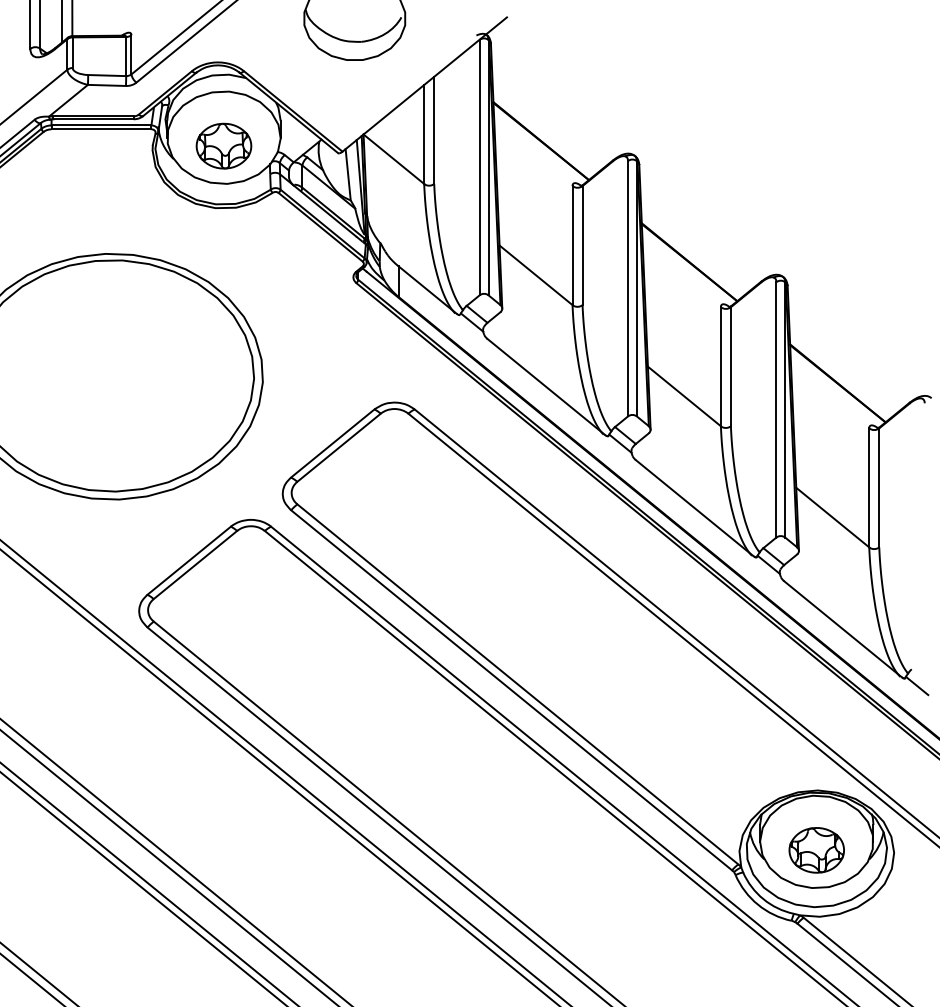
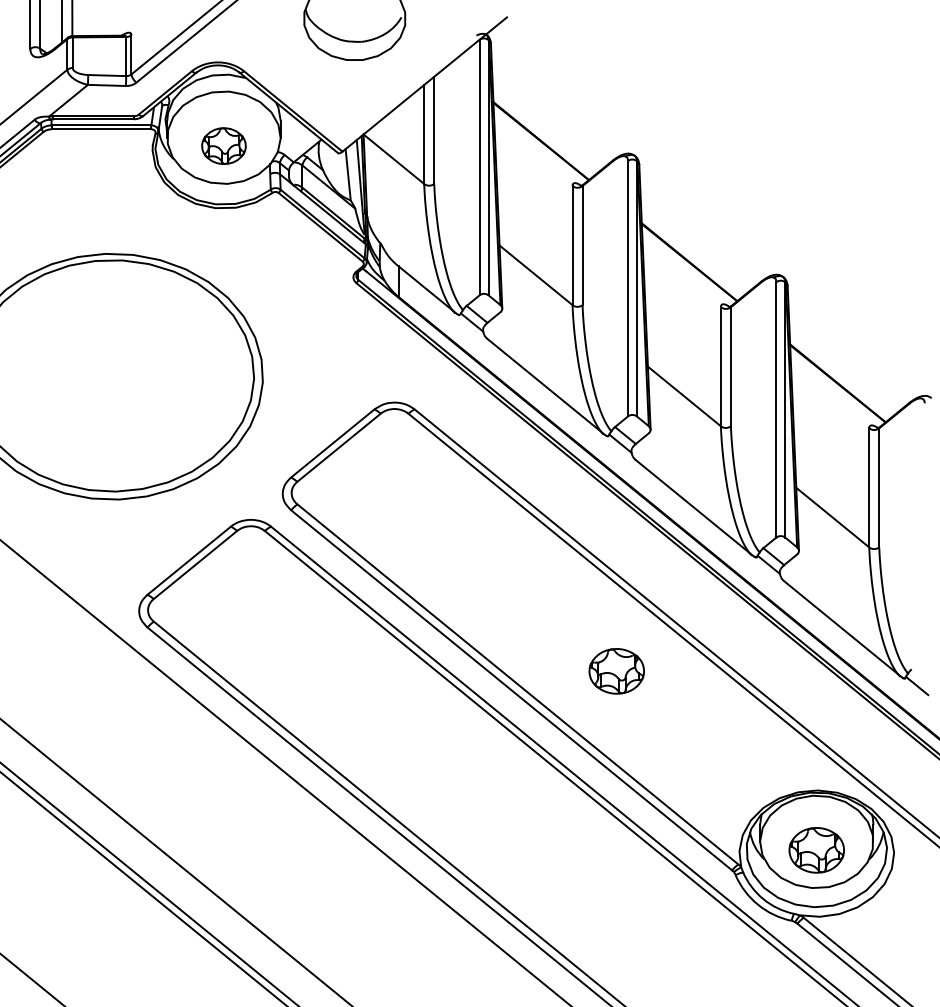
part size: 58x48 px -> 46x38 px (223, 145)
part: none -> present (616, 671)
line: present -> none (279, 776)
line: present -> none (168, 867)
line: present -> none (38, 973)
